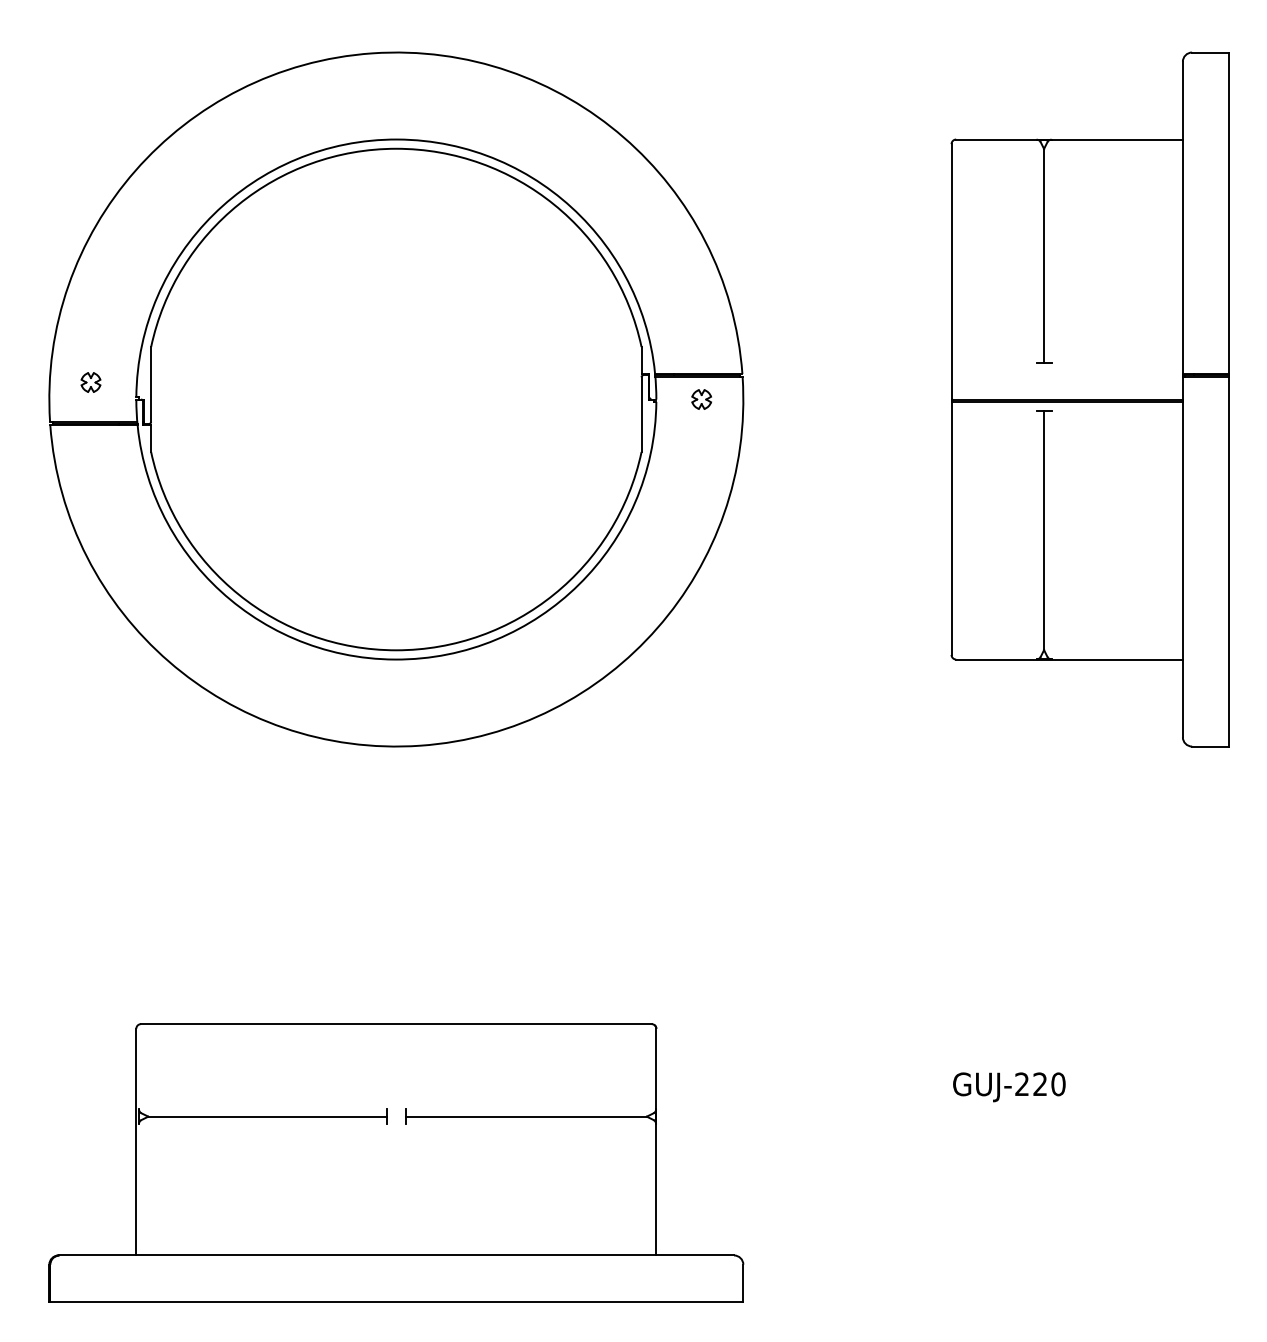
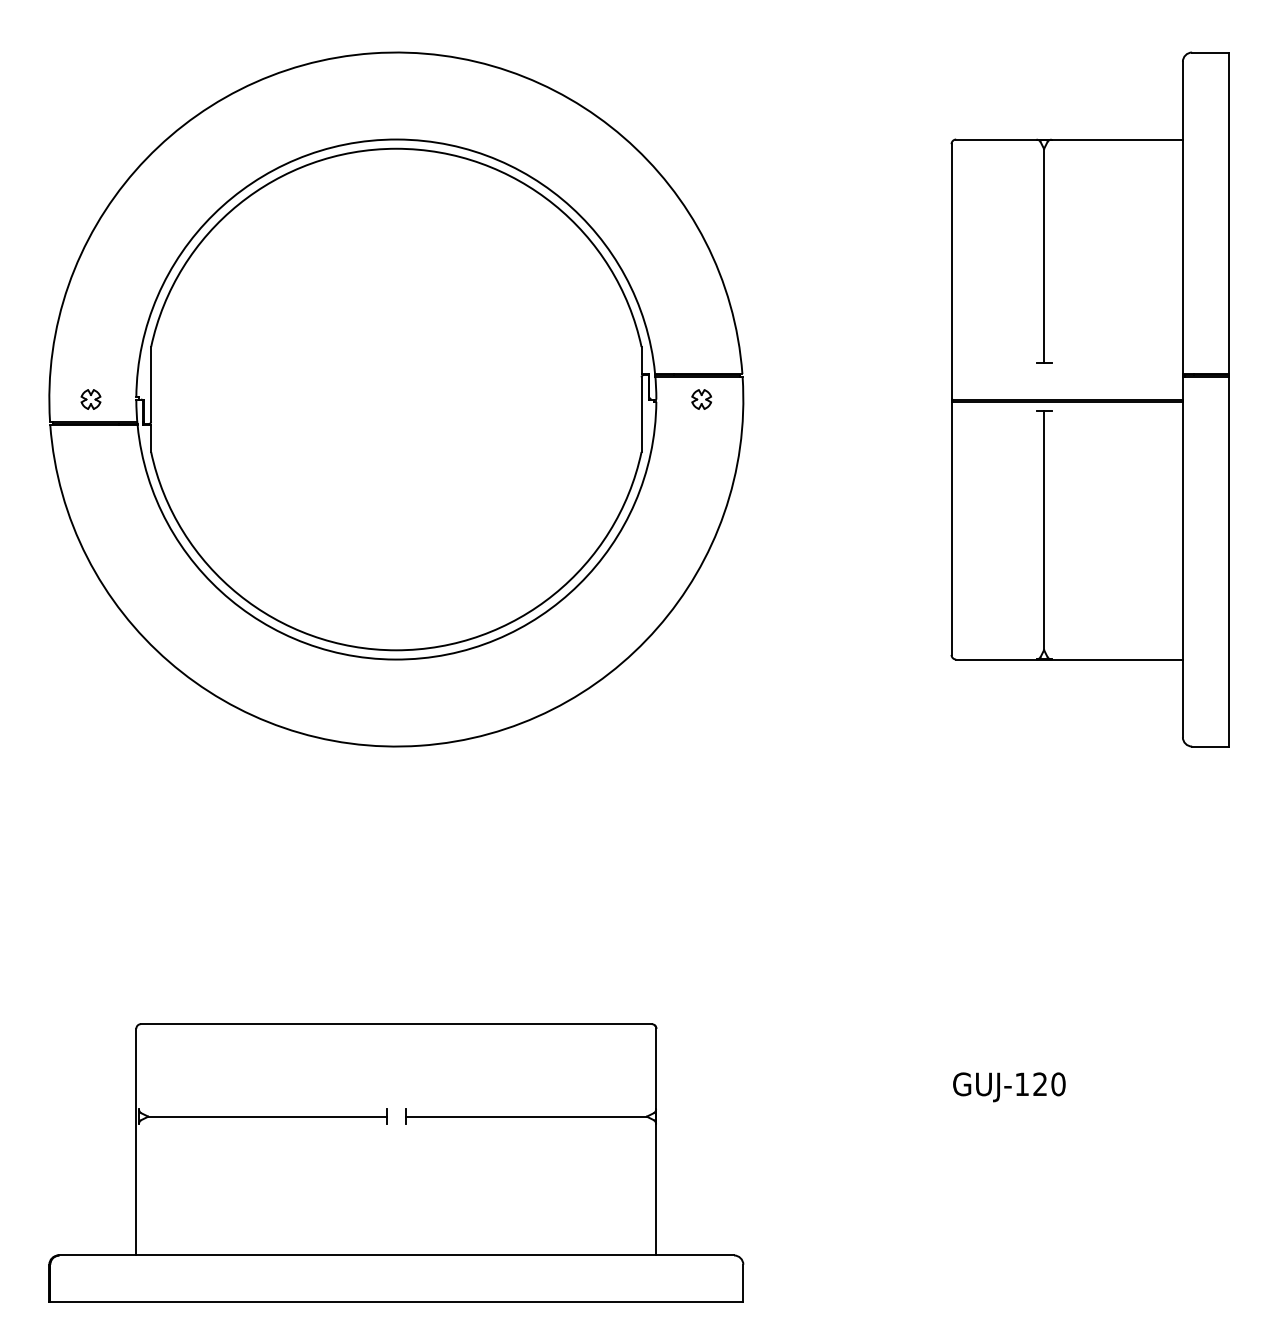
part position: (90, 382) -> (90, 399) (90, 399)
text: GUJ-220 -> GUJ-120 (1021, 1083)
